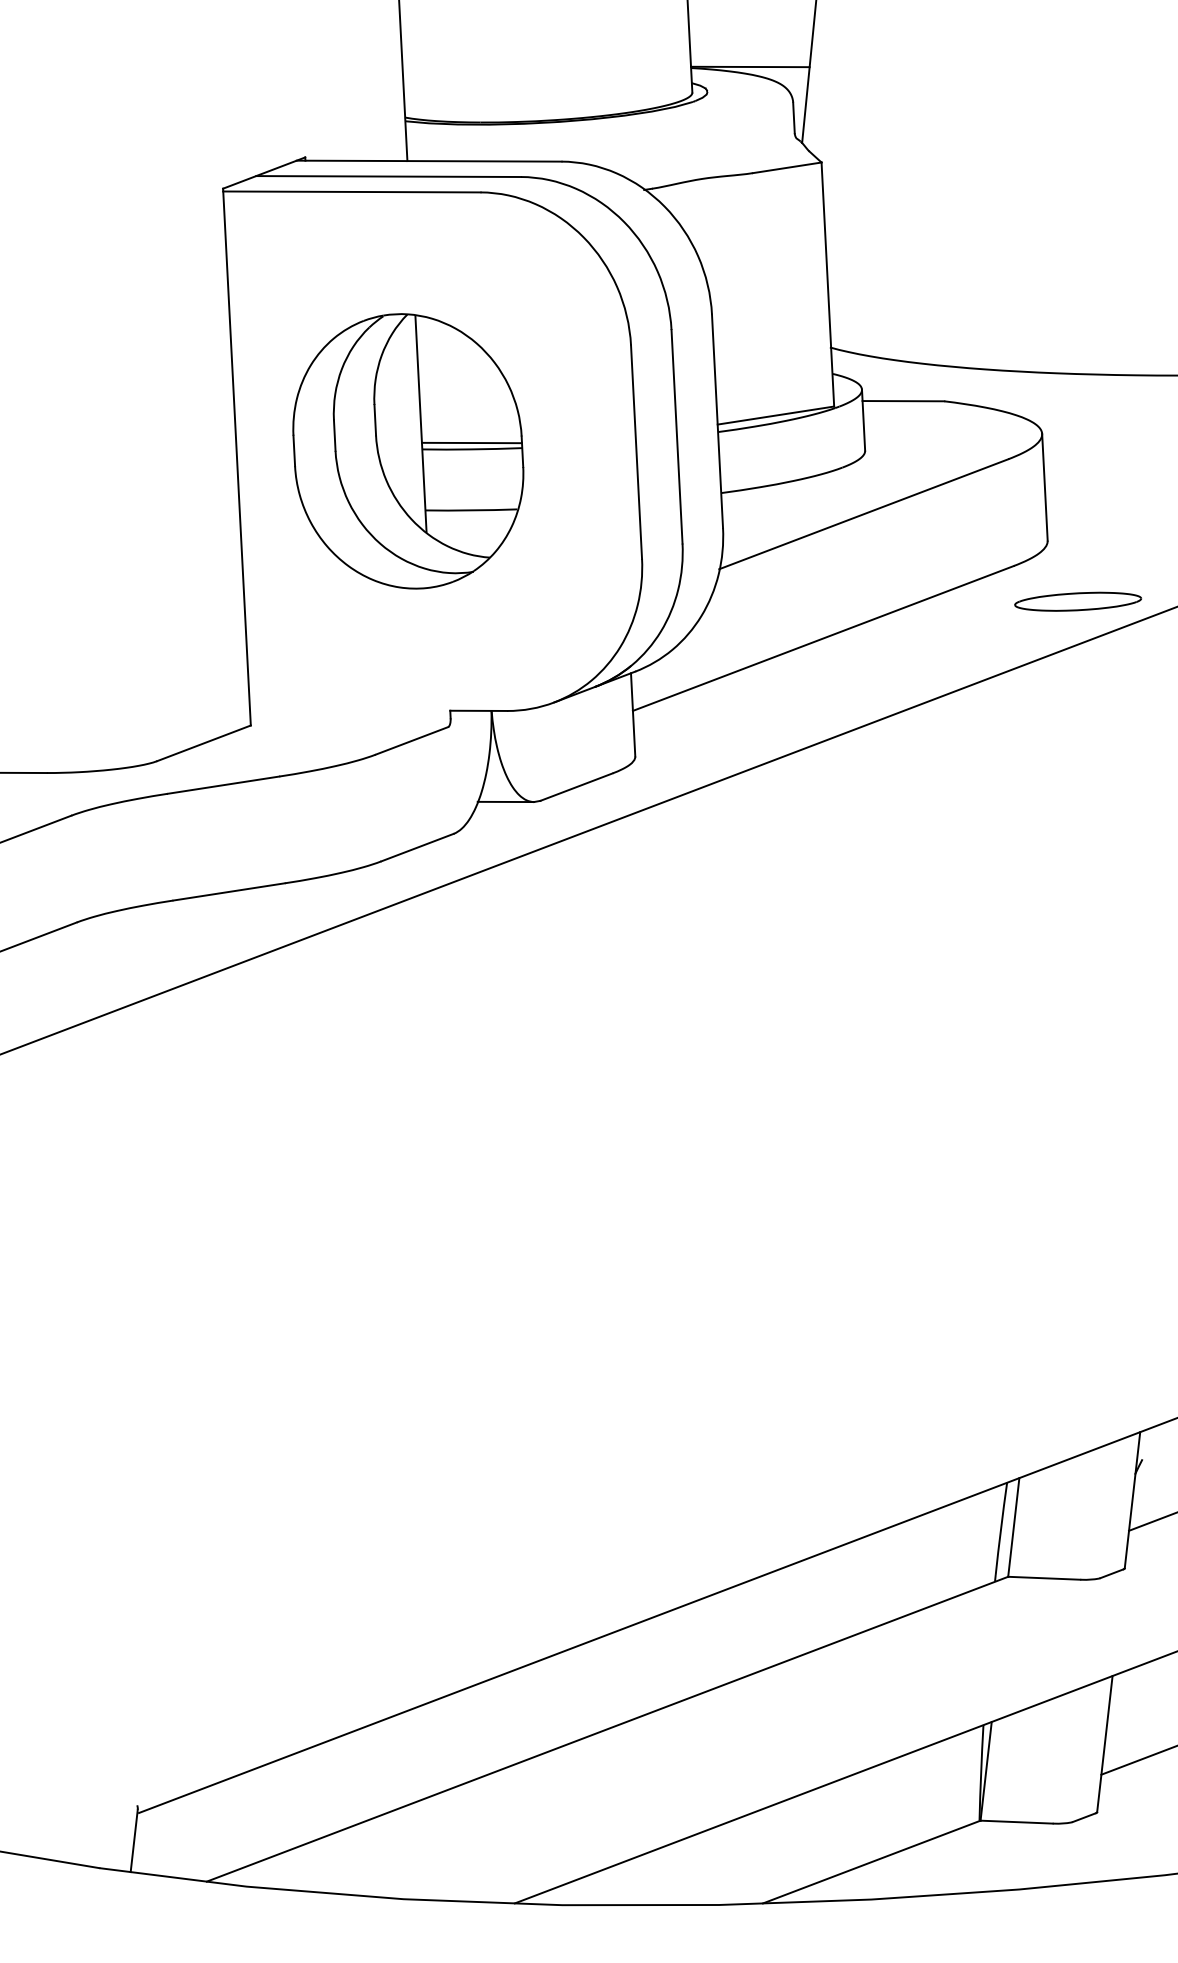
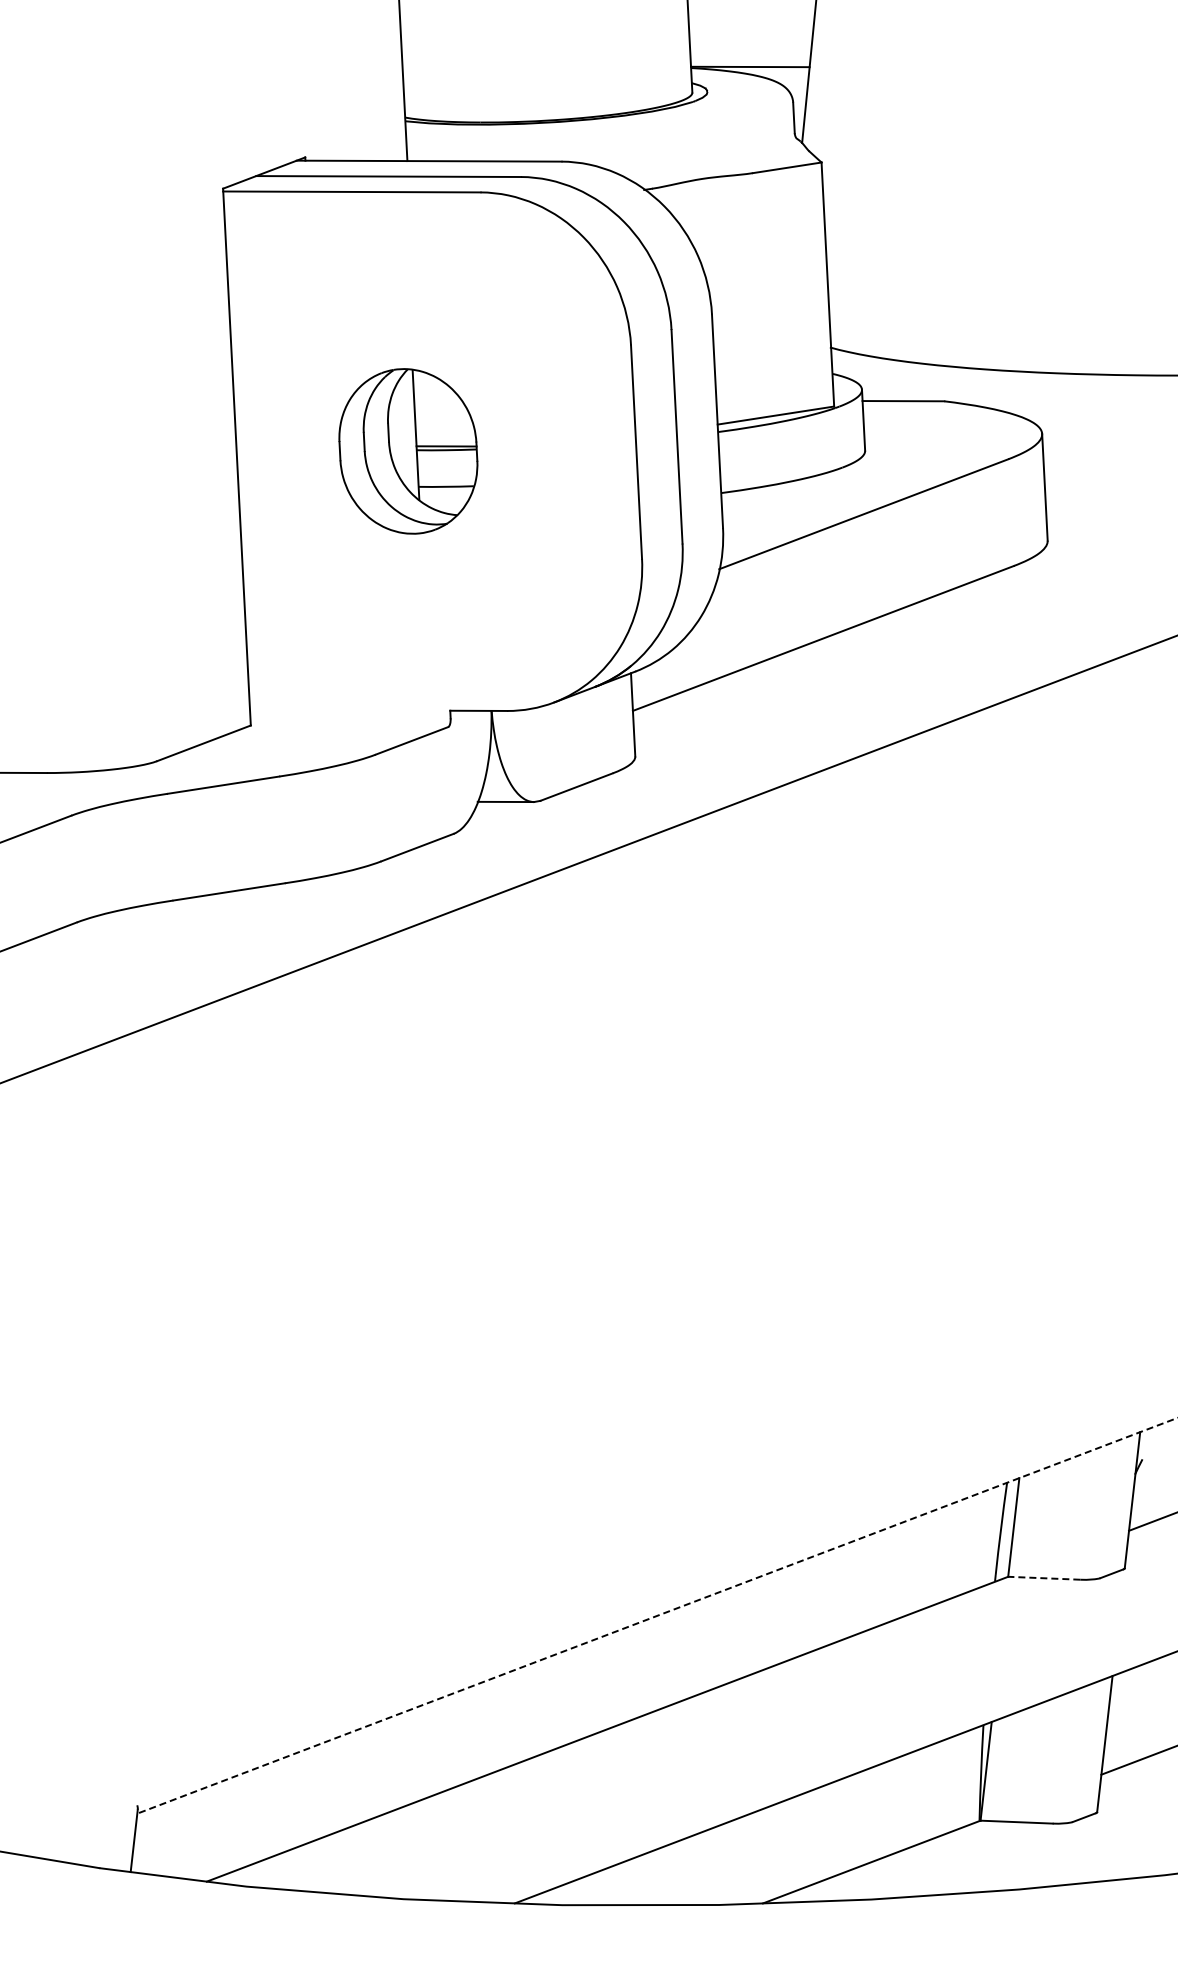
part size: 233x277 px -> 141x167 px (408, 451)
part: present -> none (1078, 601)
line position: (588, 830) -> (588, 859) (588, 859)
line: solid -> dashed (1043, 1578)
line: solid -> dashed (658, 1615)
